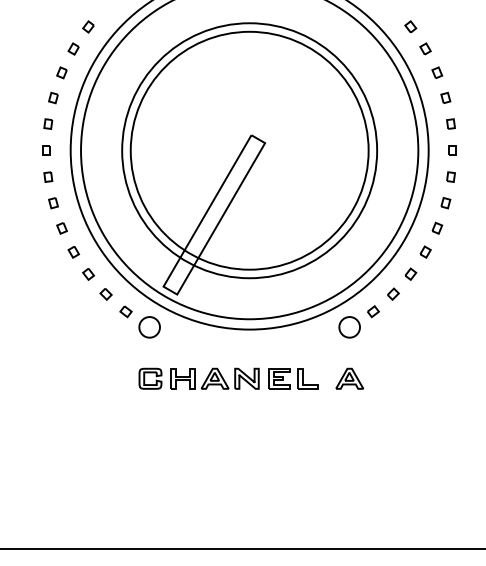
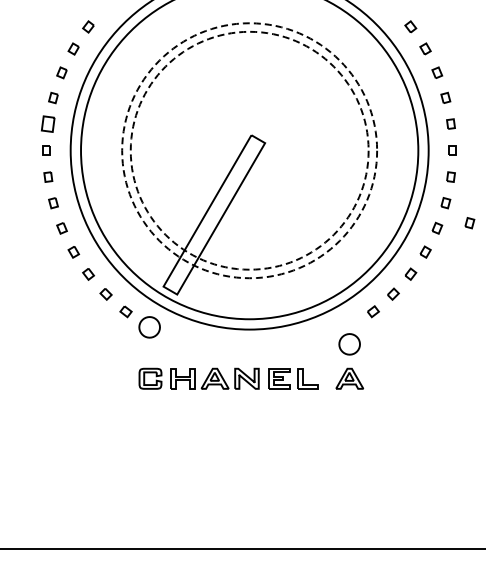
part size: 11x12 px -> 16x18 px (47, 123)
circle: solid -> dashed (249, 150)
circle: solid -> dashed (249, 150)
part: none -> present (469, 223)
part position: (349, 327) -> (349, 344) (349, 344)
